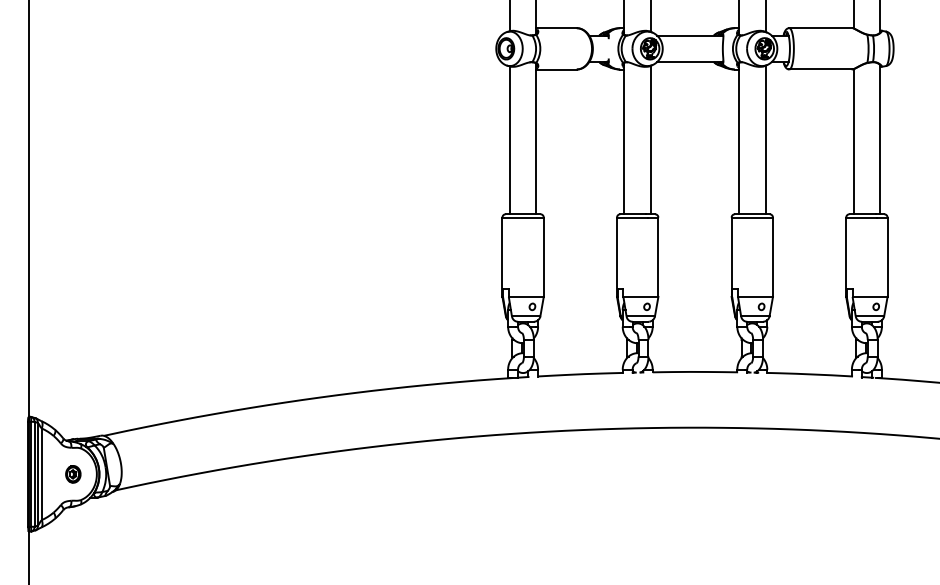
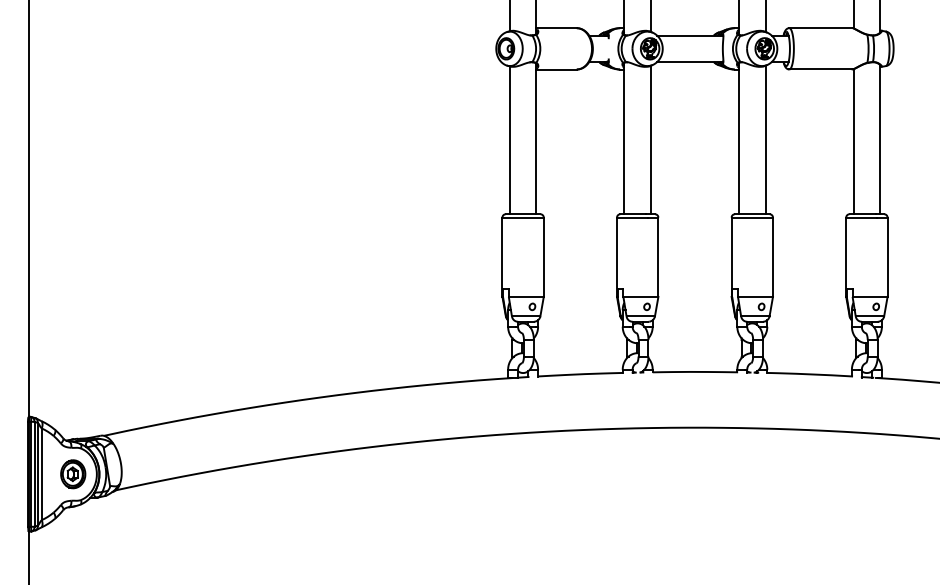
part size: 17x19 px -> 27x31 px (73, 474)
